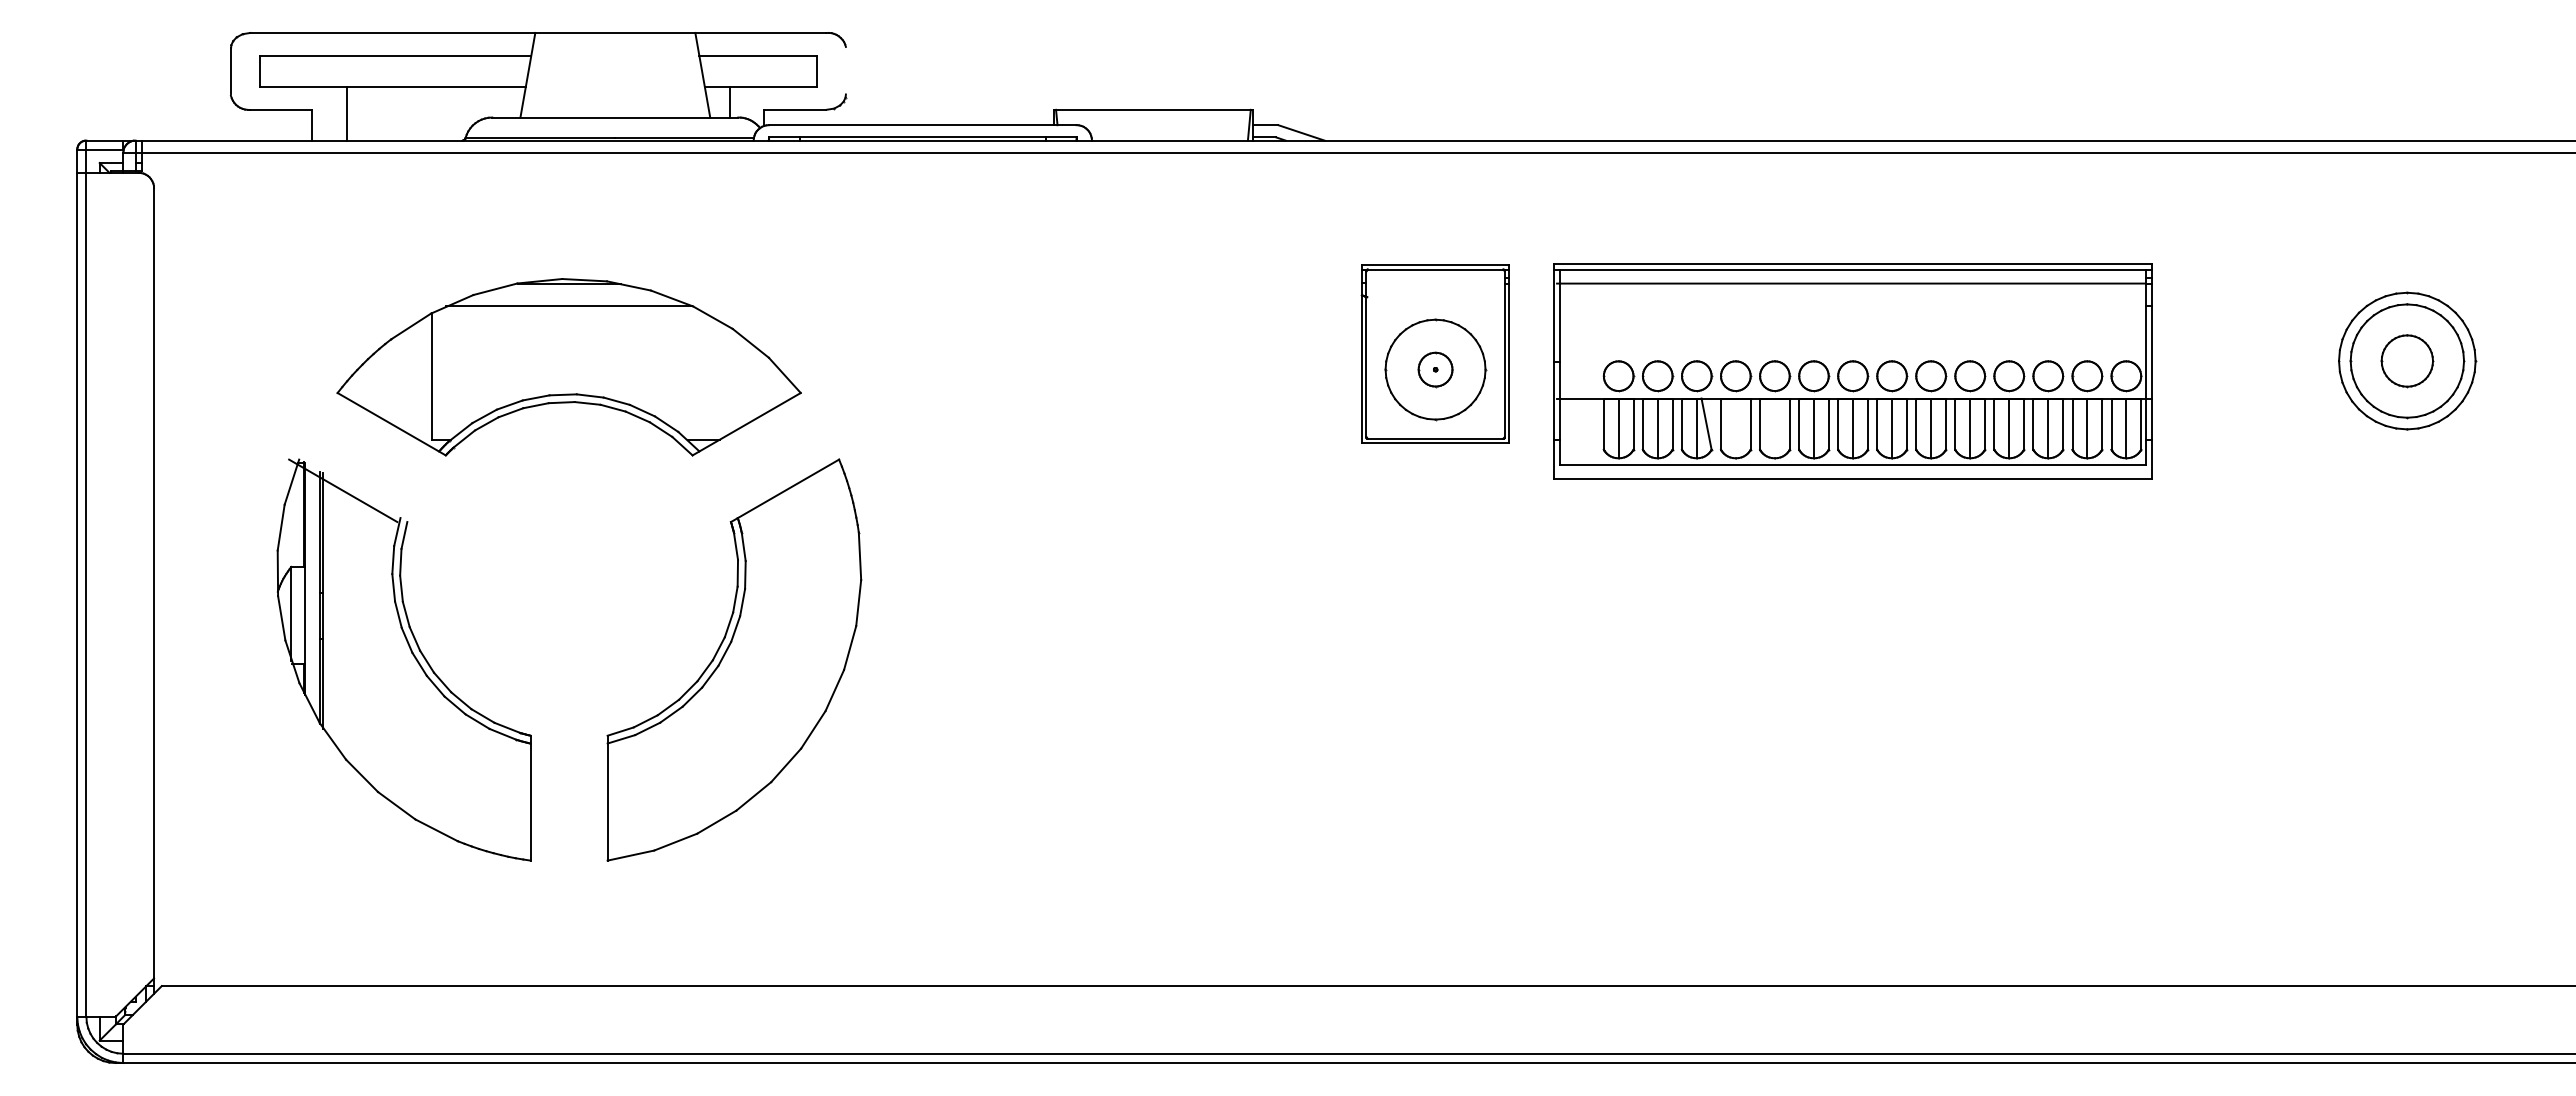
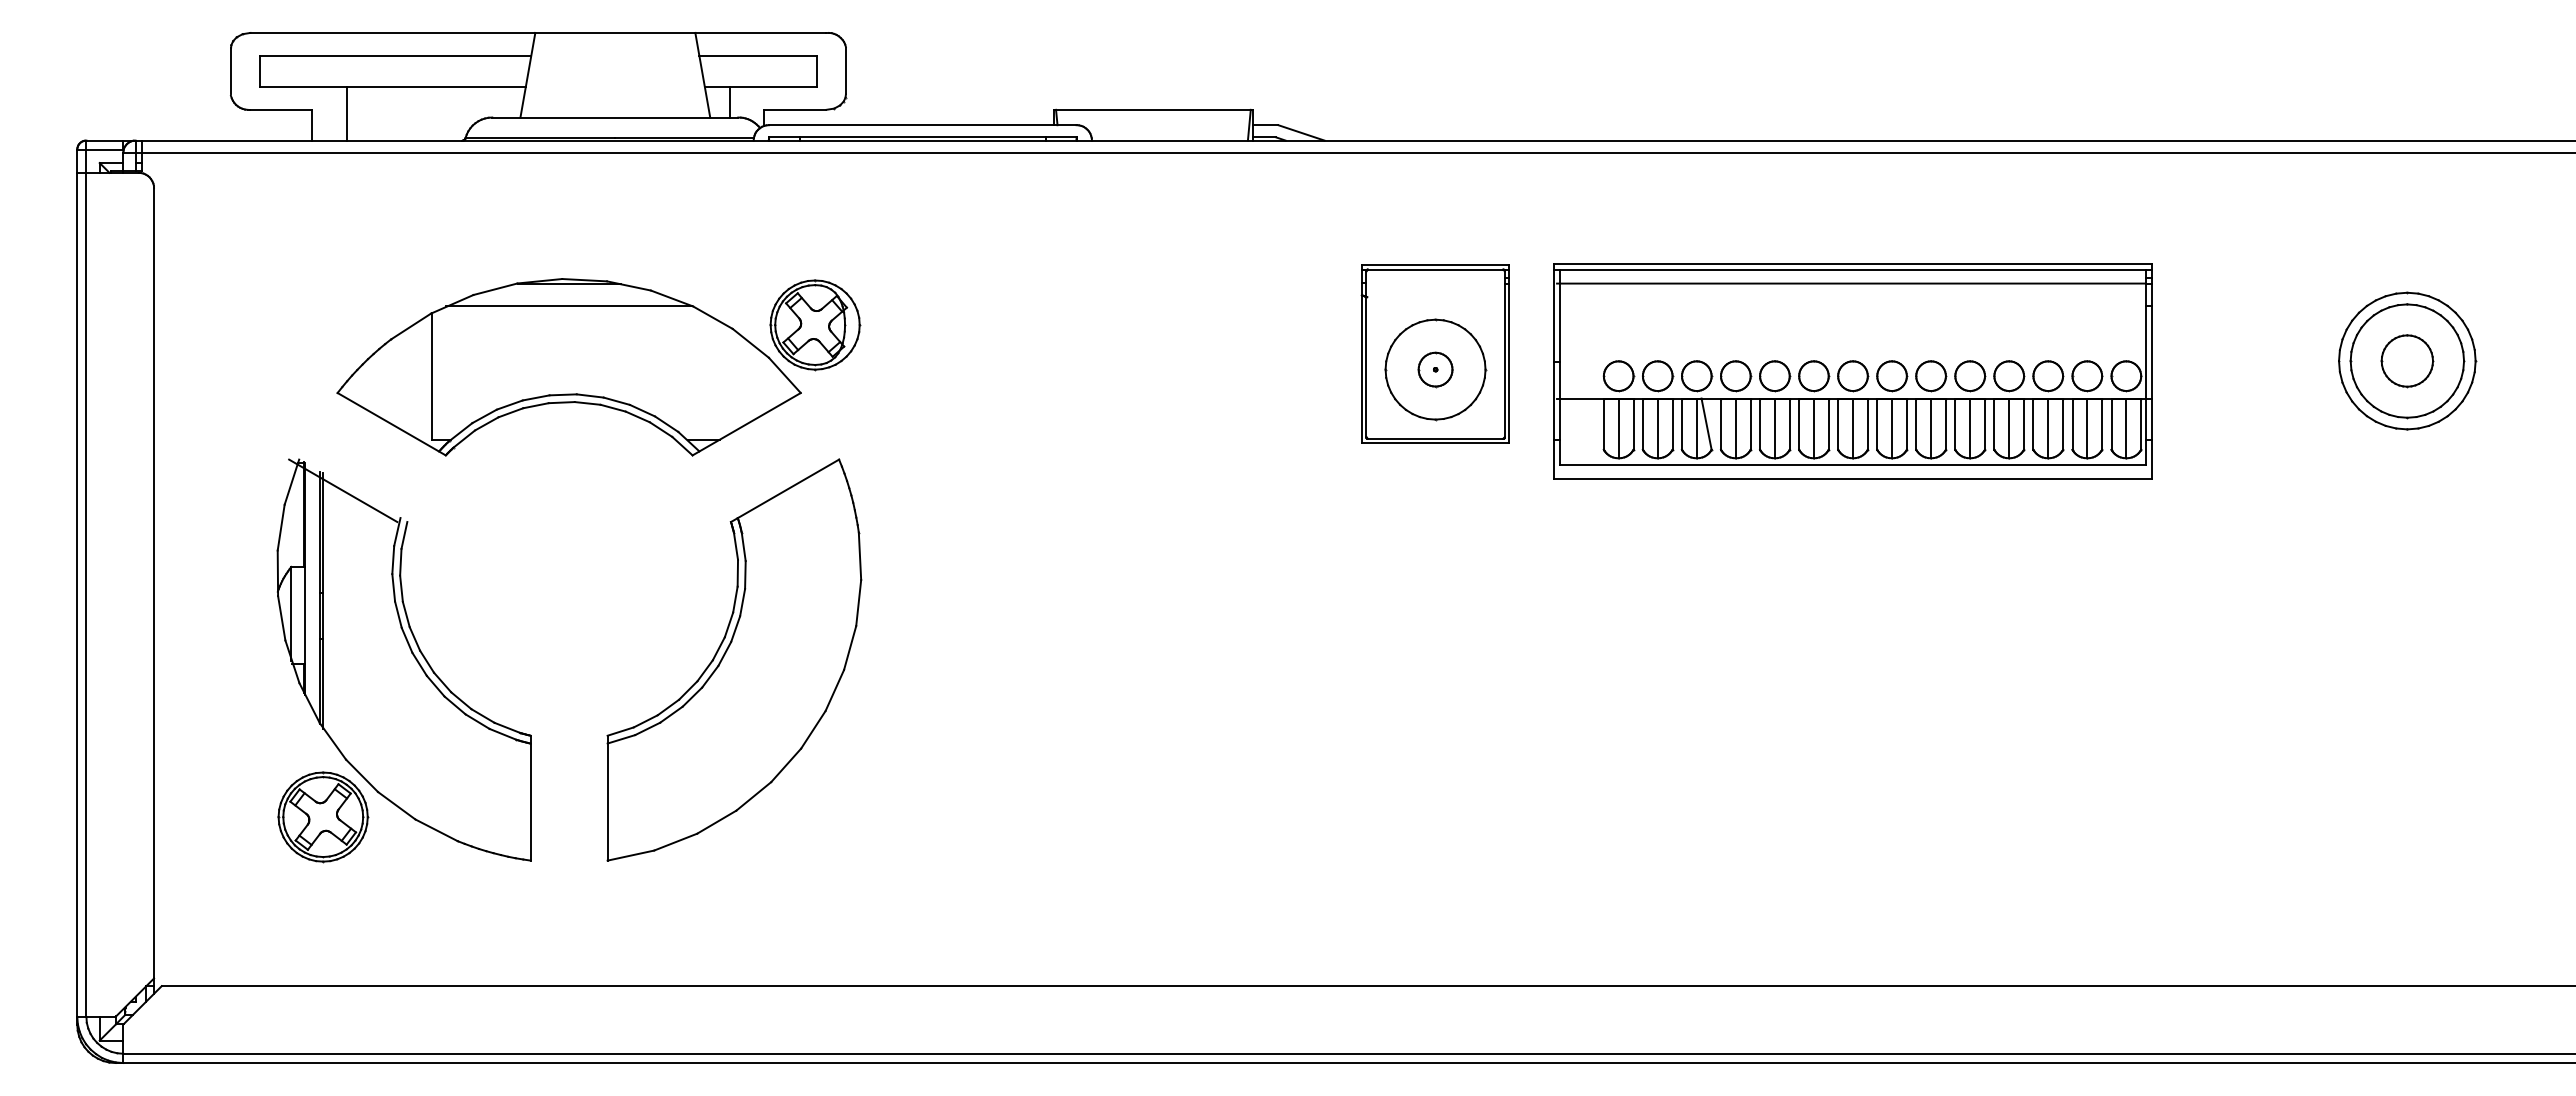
line: none -> present (845, 71)
part: none -> present (815, 325)
line: none -> present (1735, 428)
line: none -> present (1774, 428)
part: none -> present (323, 817)
